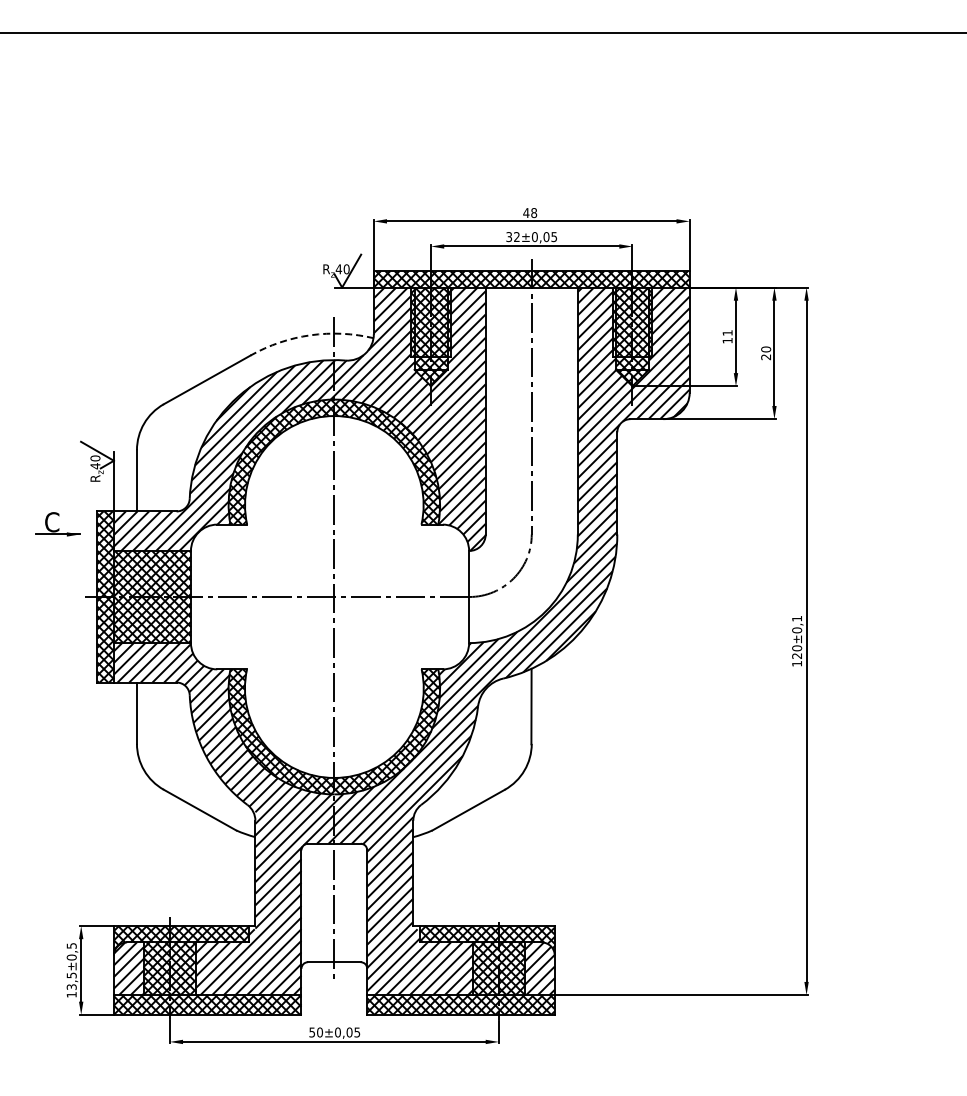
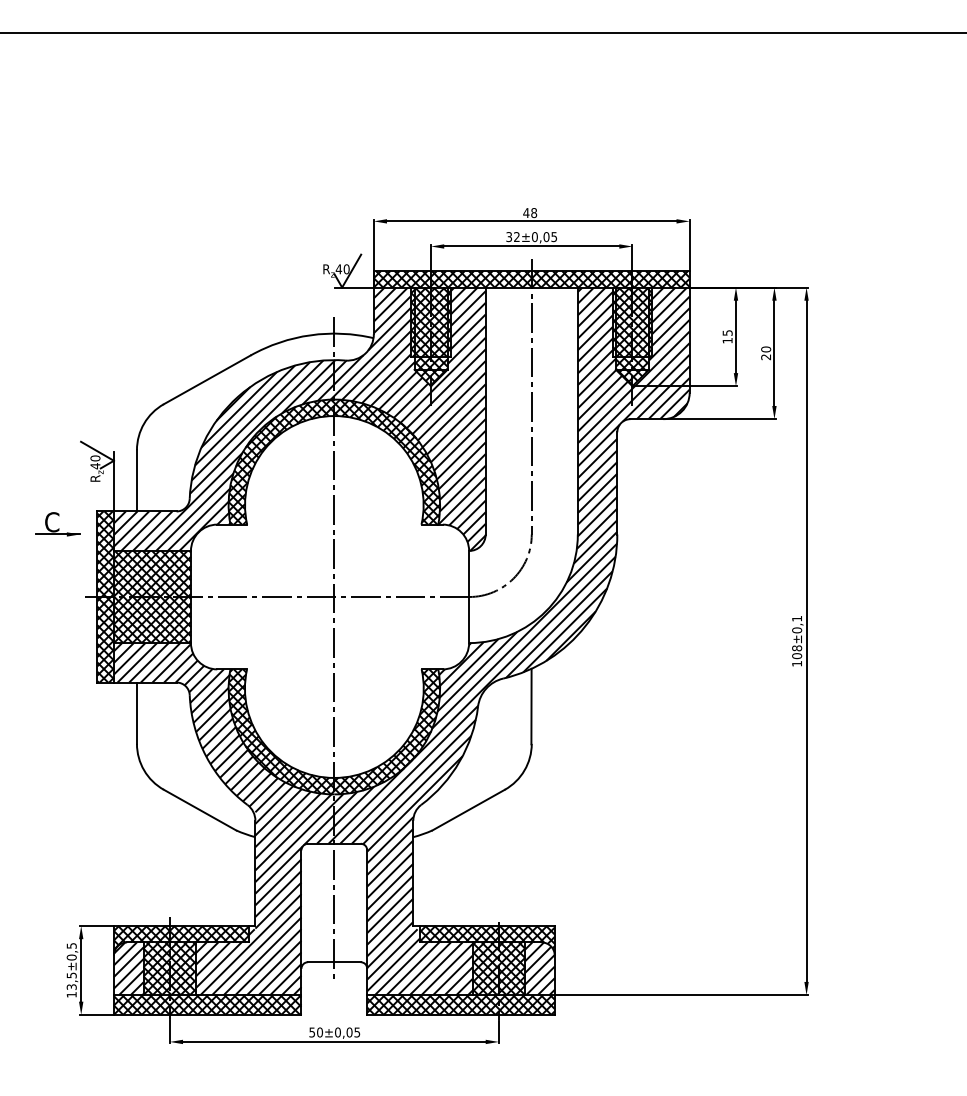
text: 11 -> 15 (727, 332)
arc: dashed -> solid (310, 335)
text: 120±0,1 -> 108±0,1 (797, 652)
